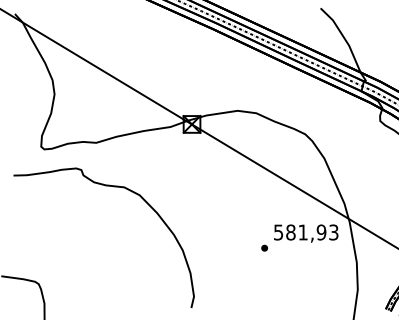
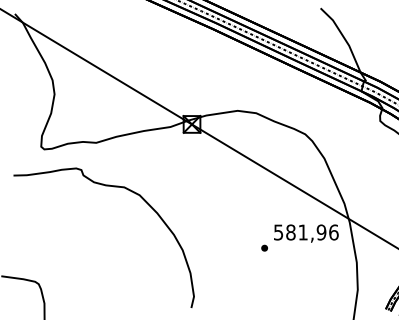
text: 581,93 -> 581,96 (333, 232)
